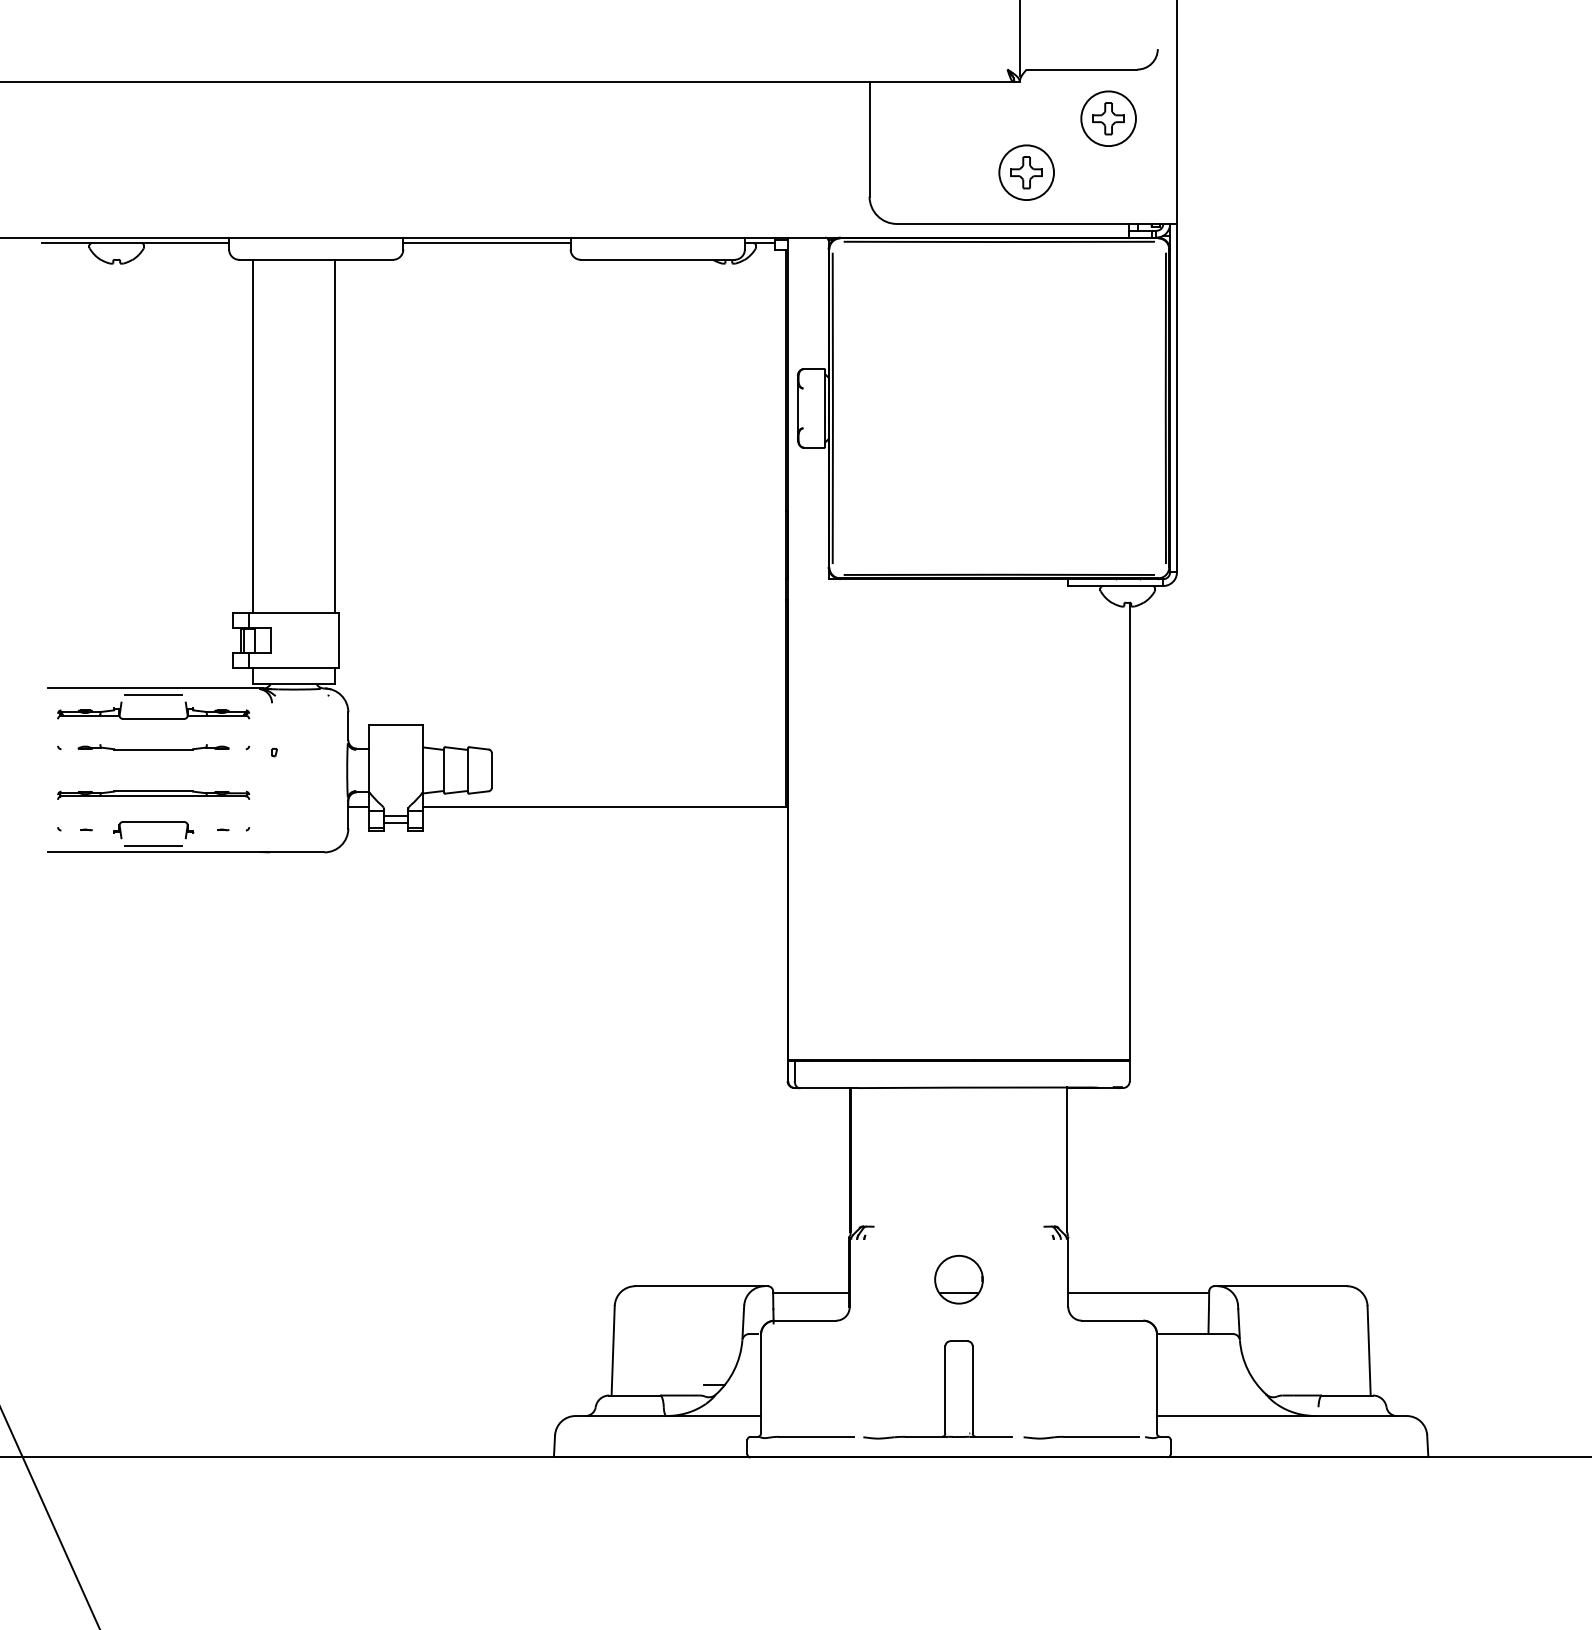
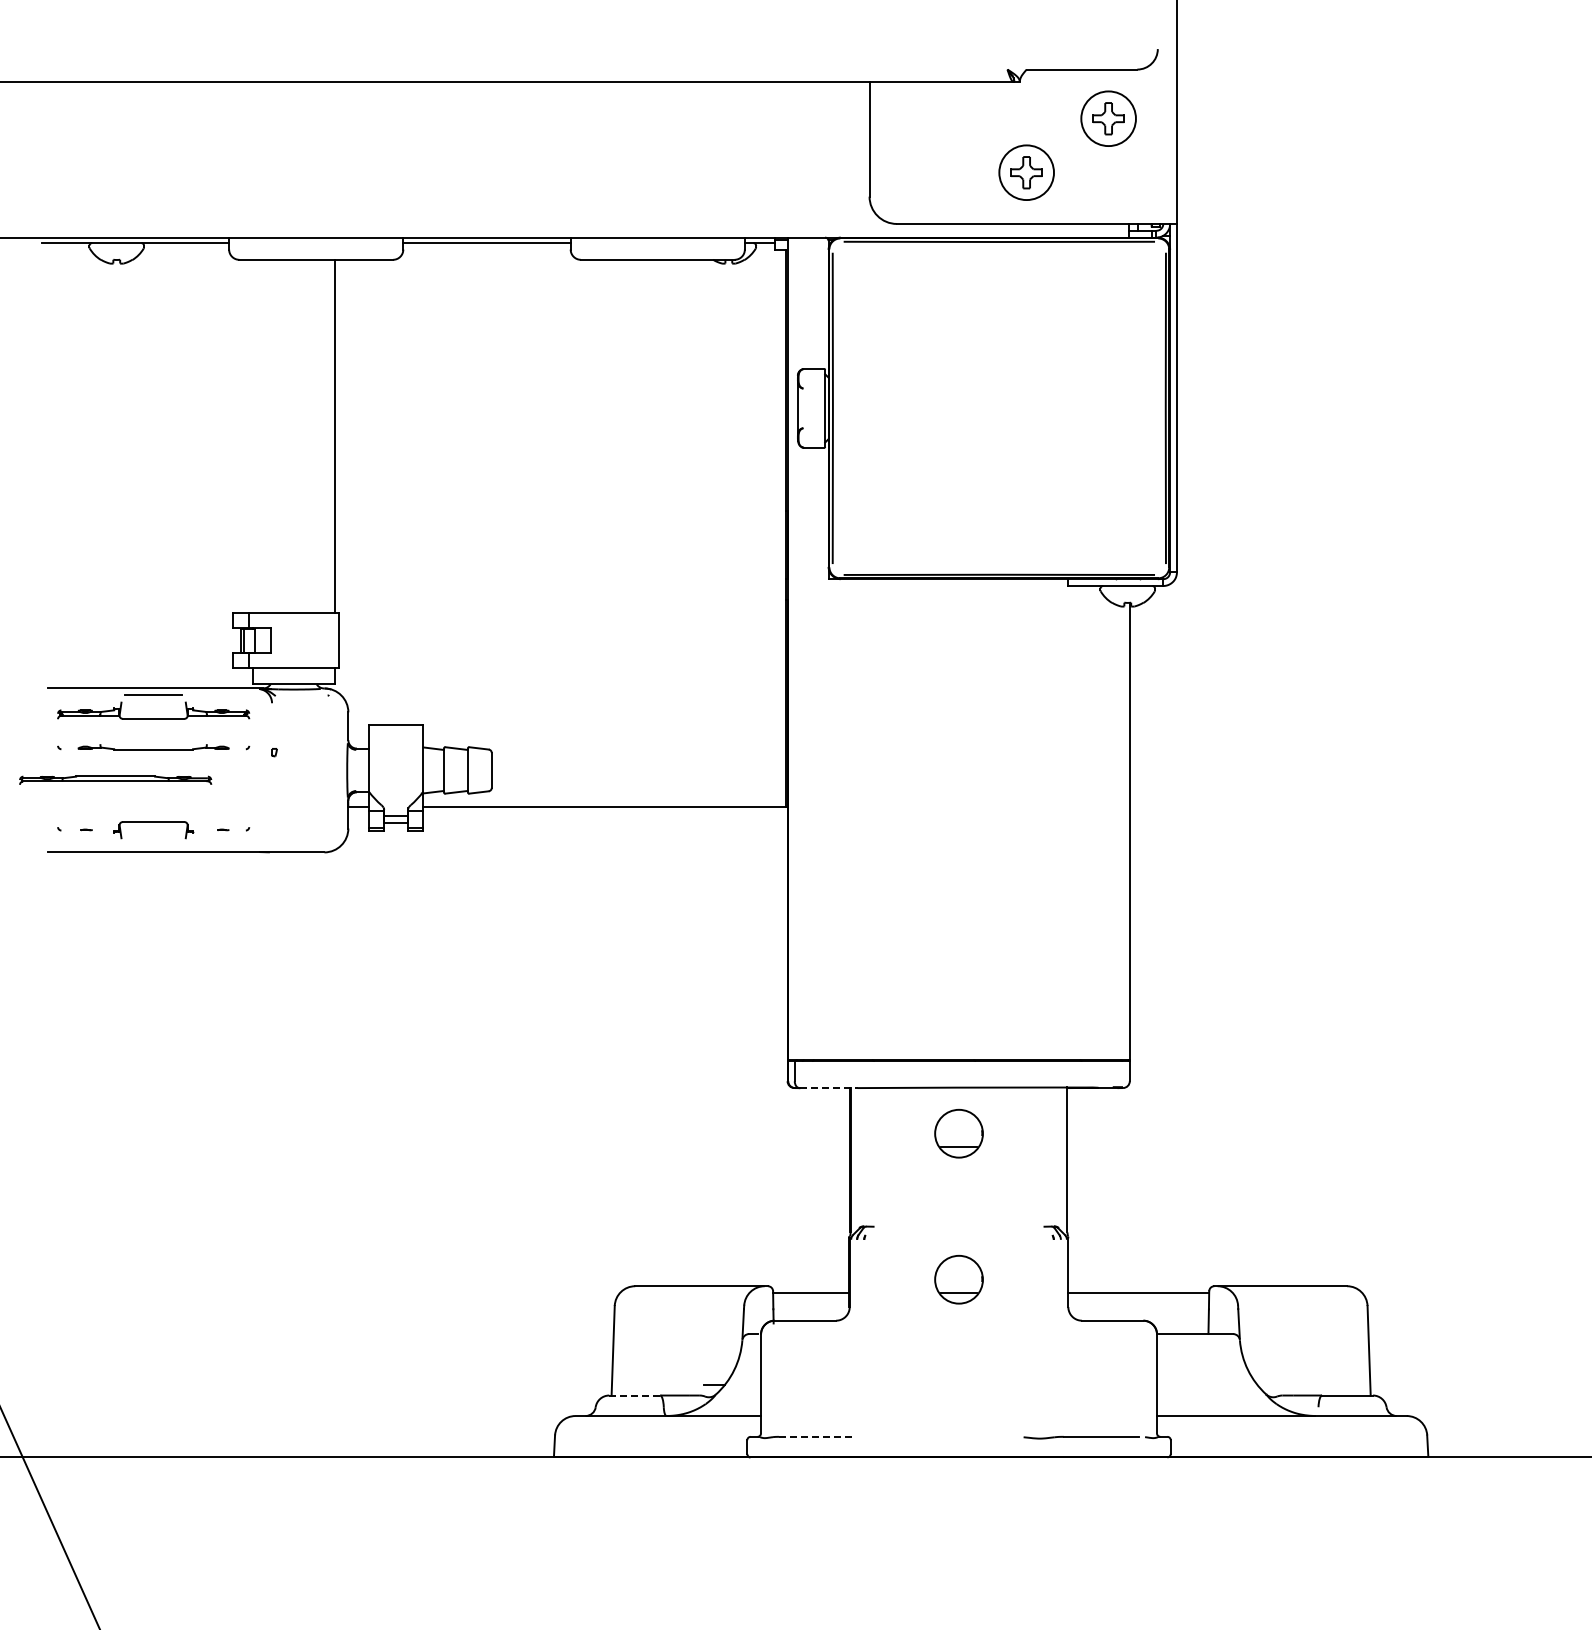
line: present -> none (1019, 39)
line: present -> none (252, 436)
part position: (153, 794) -> (115, 779) (115, 779)
line: present -> none (153, 845)
line: solid -> dashed (828, 1088)
part: none -> present (958, 1133)
part: present -> none (944, 1389)
line: solid -> dashed (634, 1395)
line: solid -> dashed (816, 1436)
